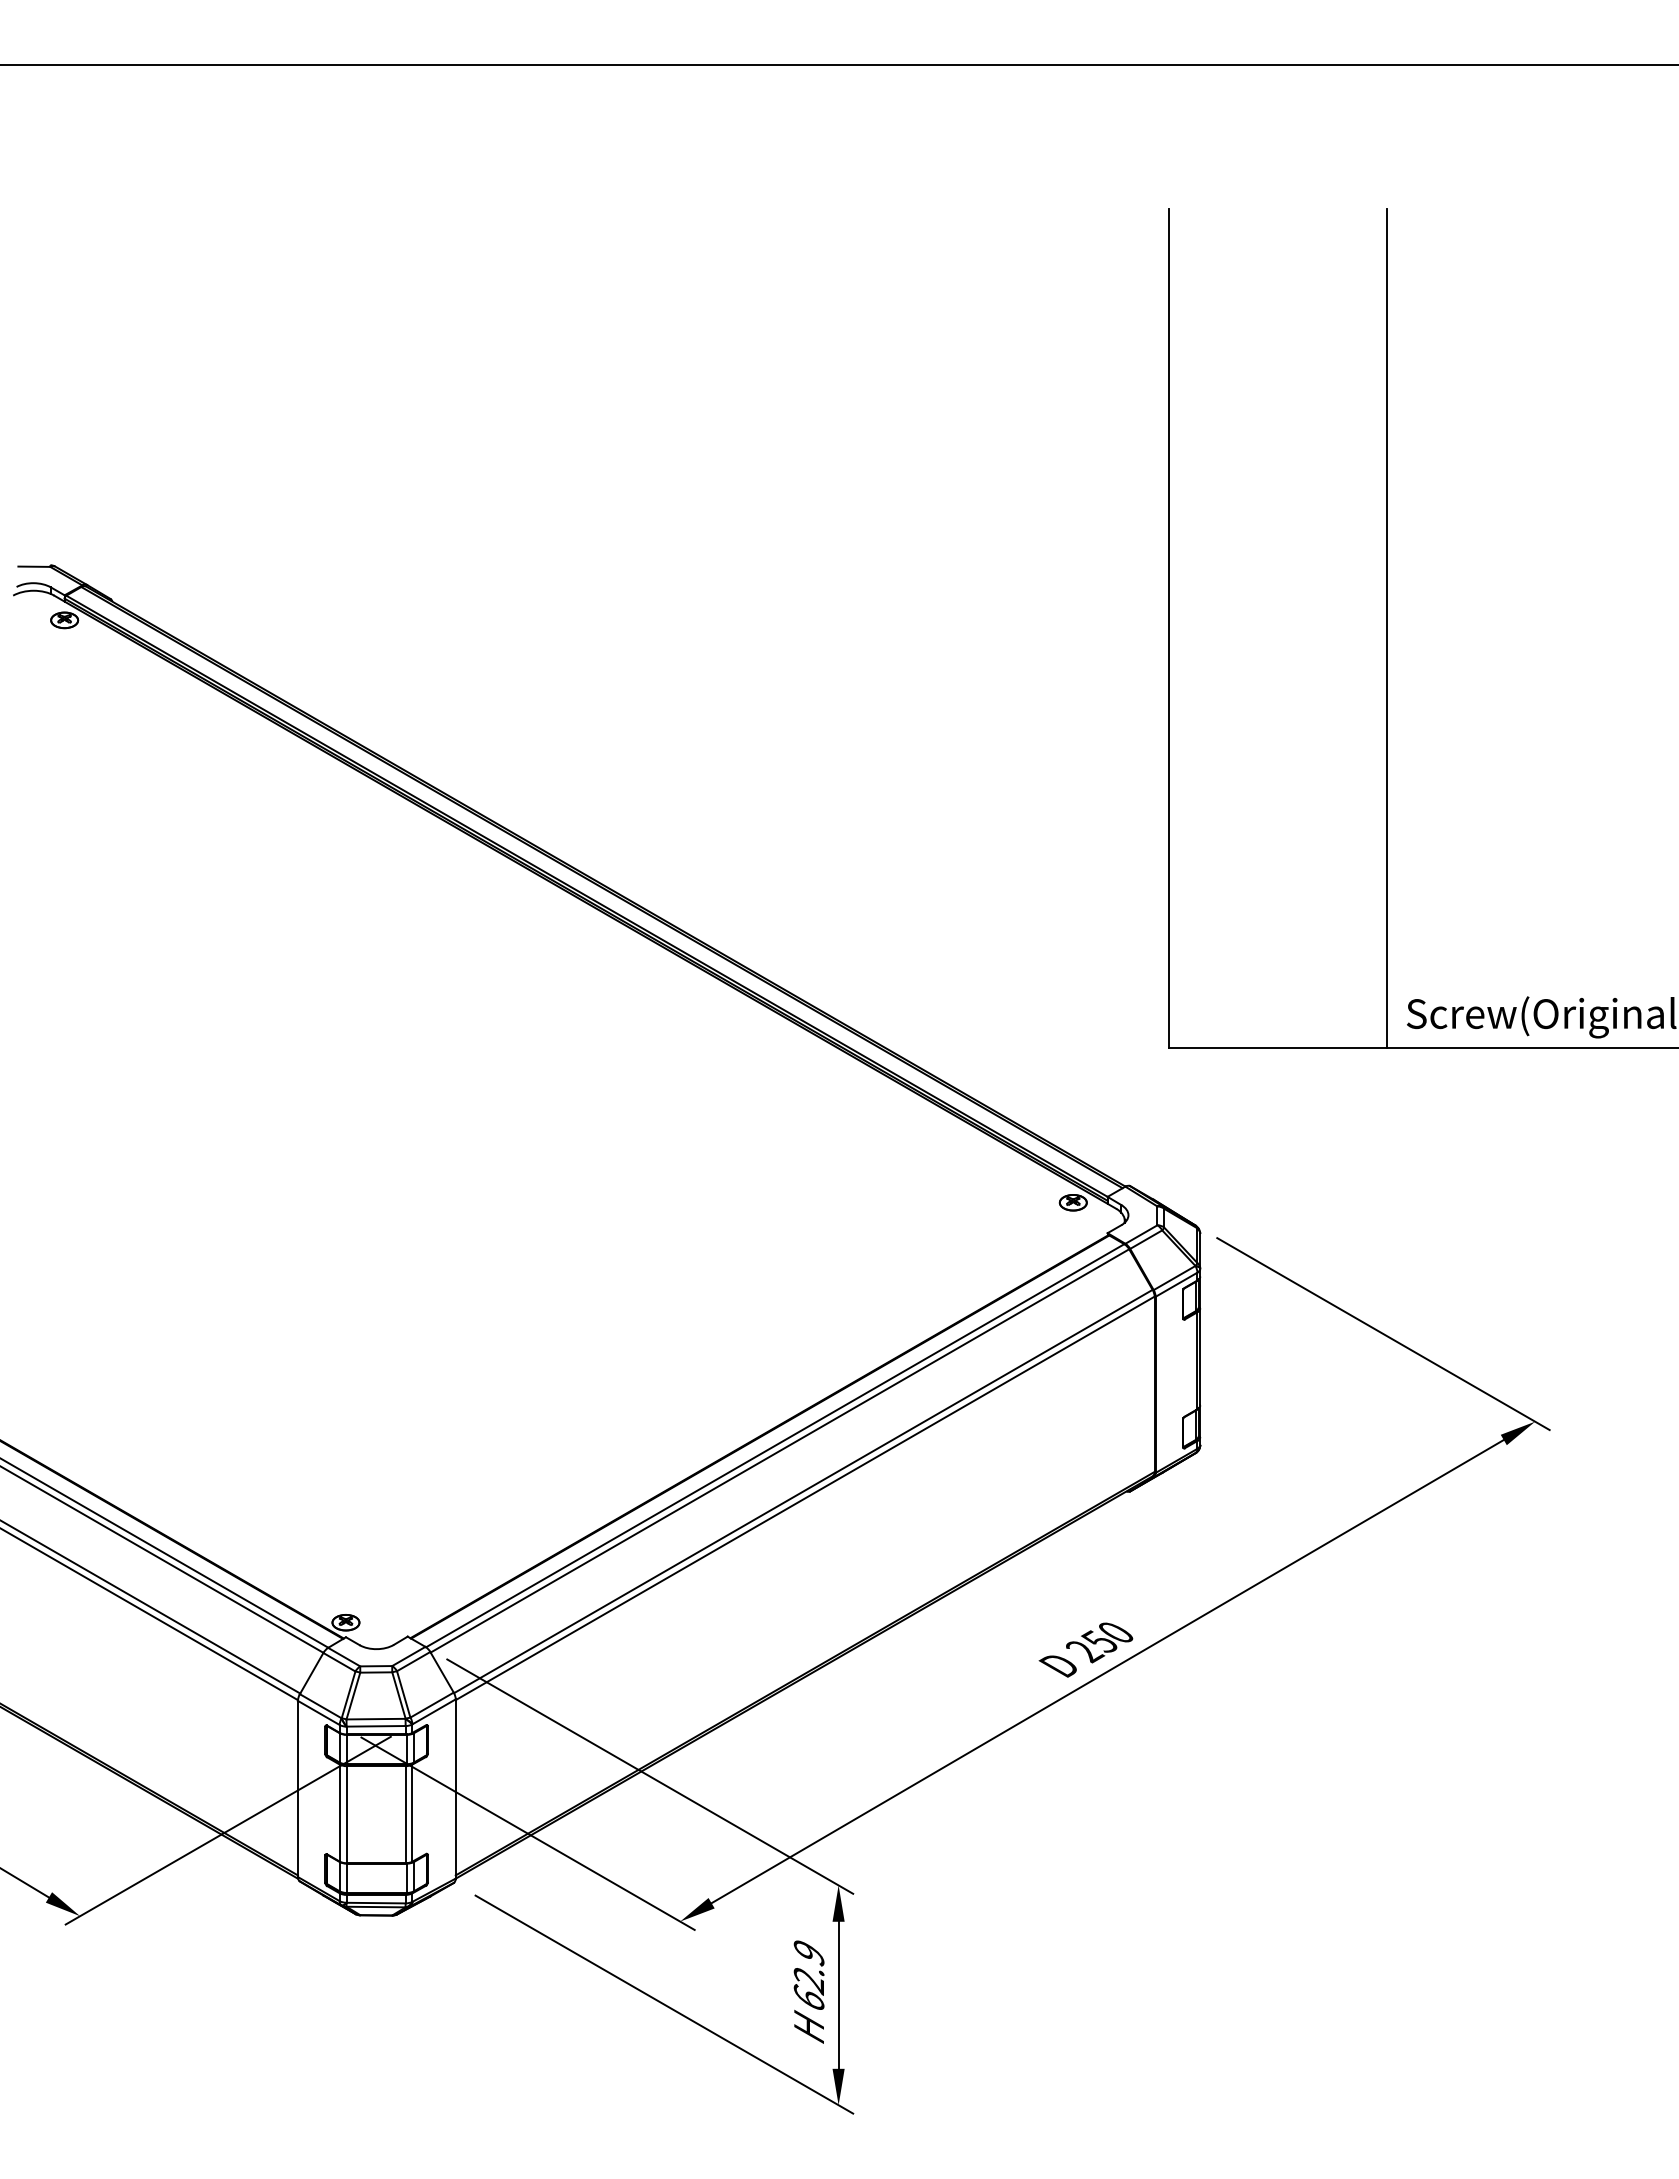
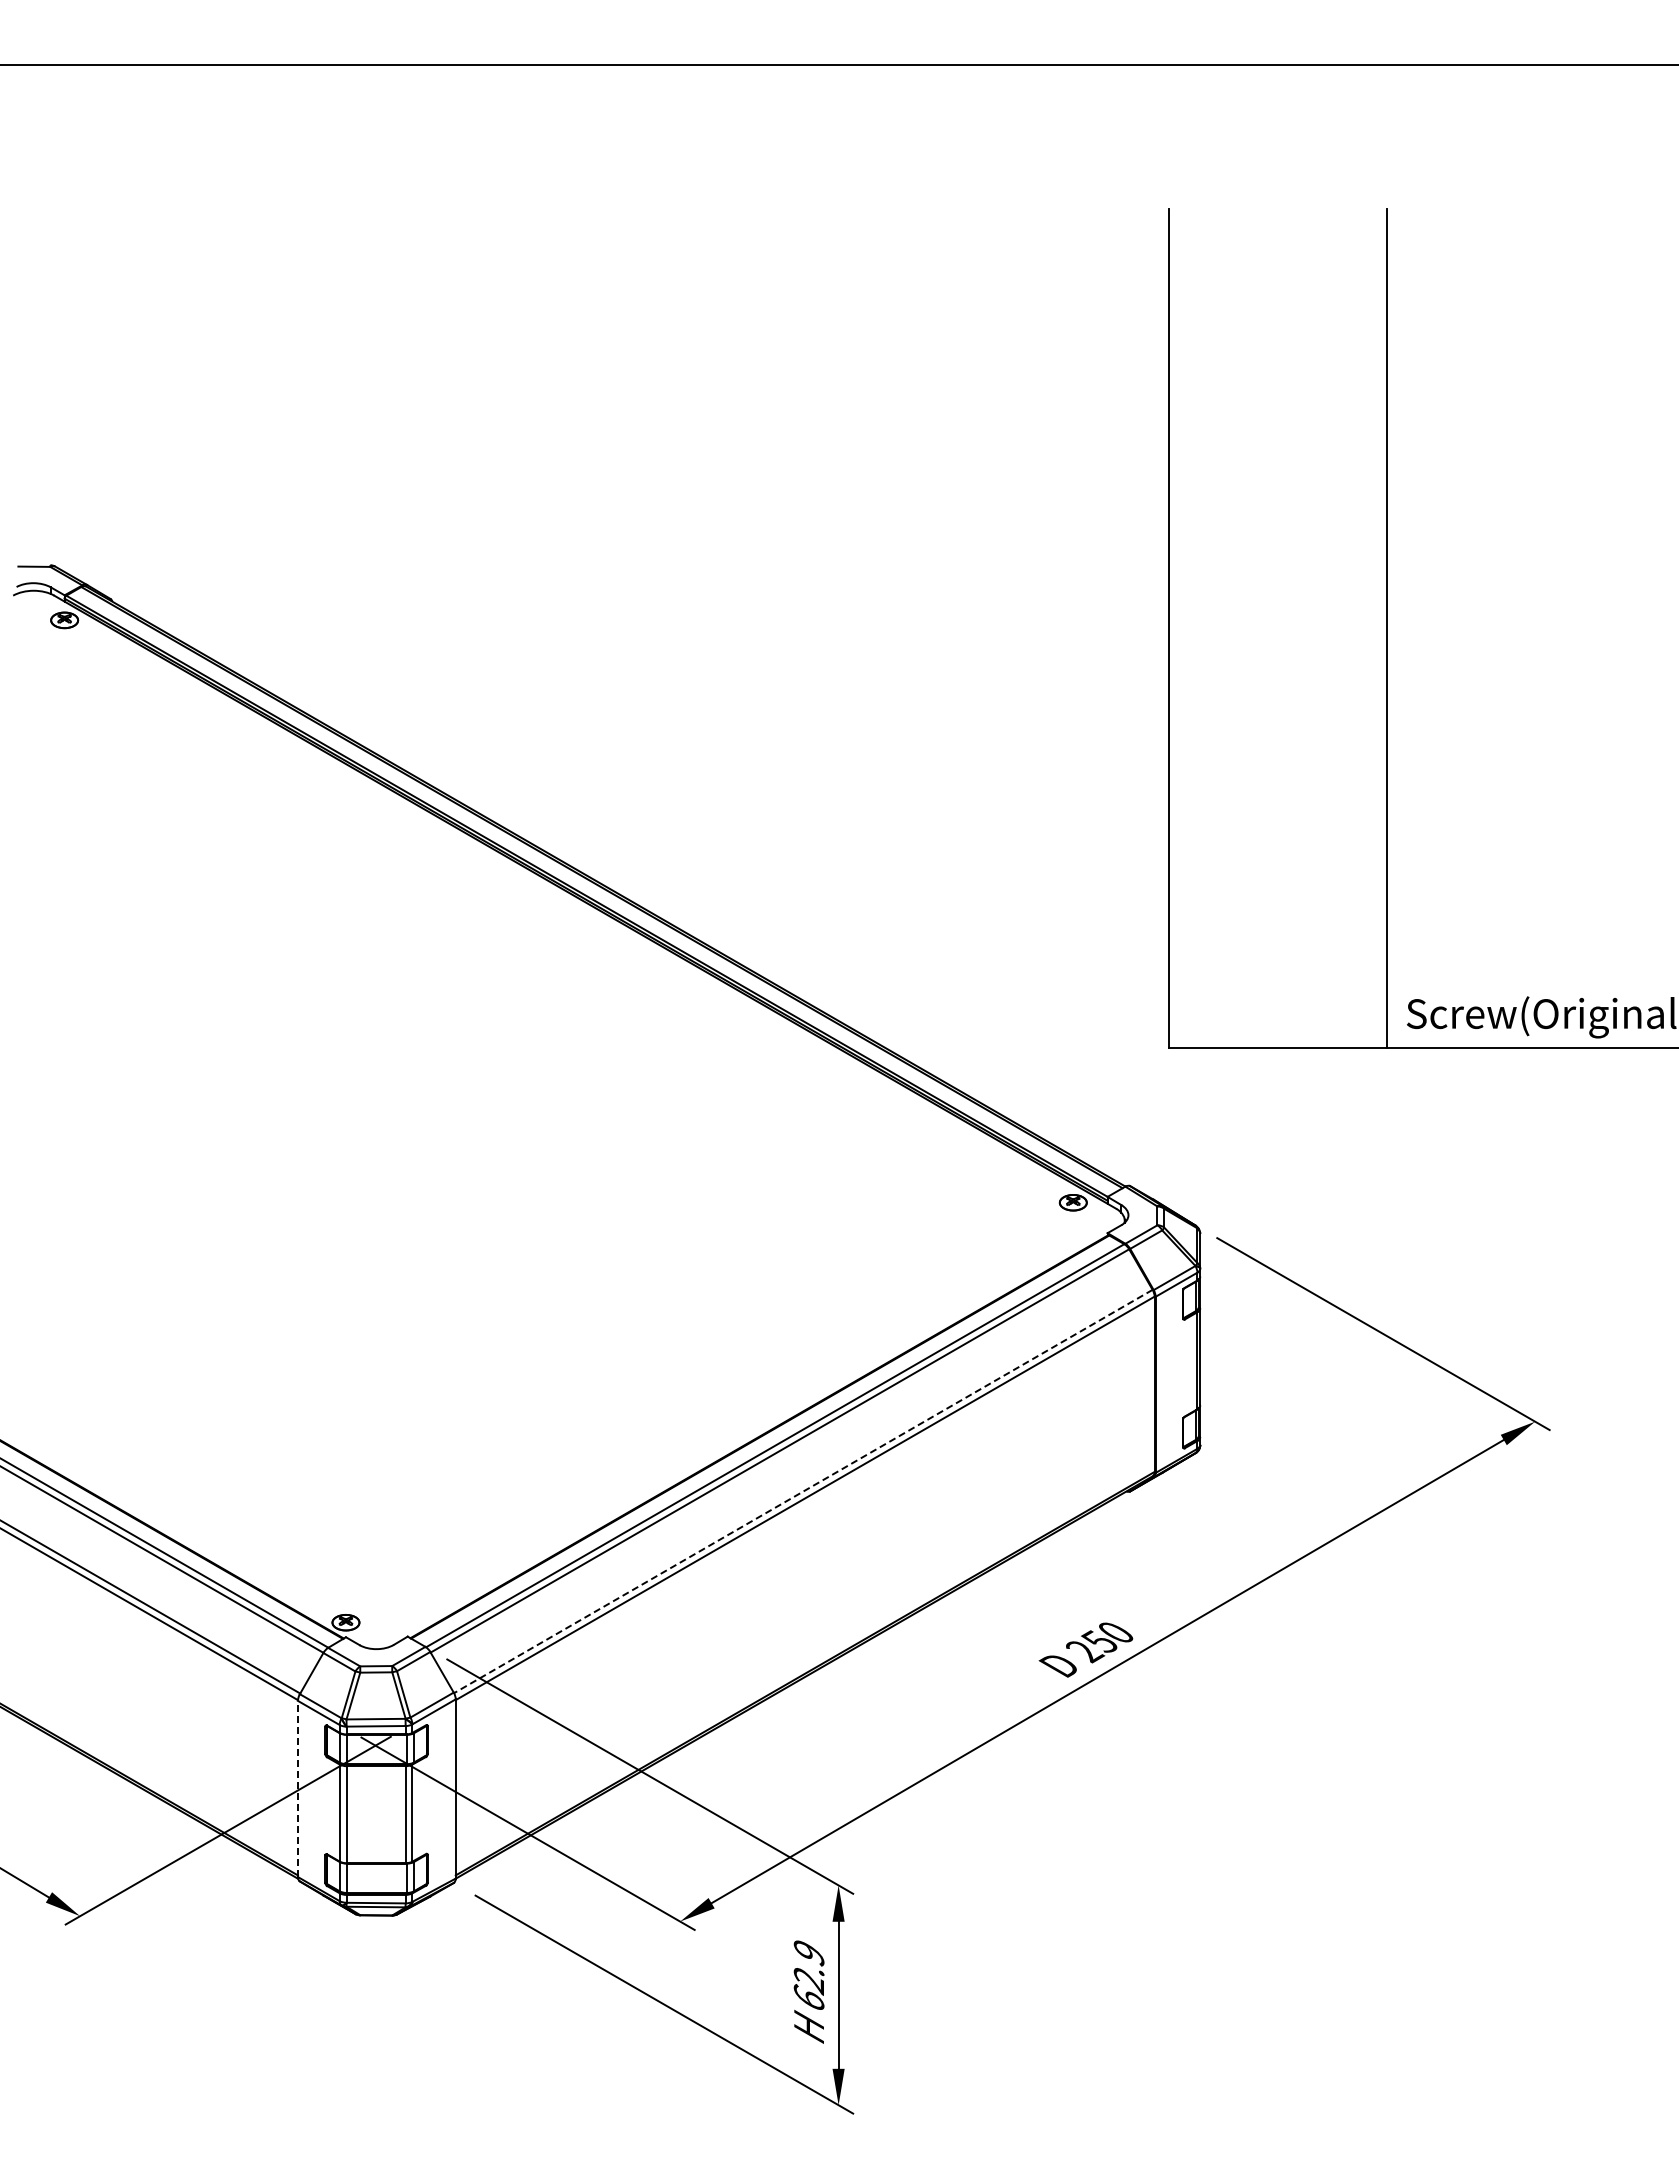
line: solid -> dashed (802, 1491)
line: solid -> dashed (297, 1788)
